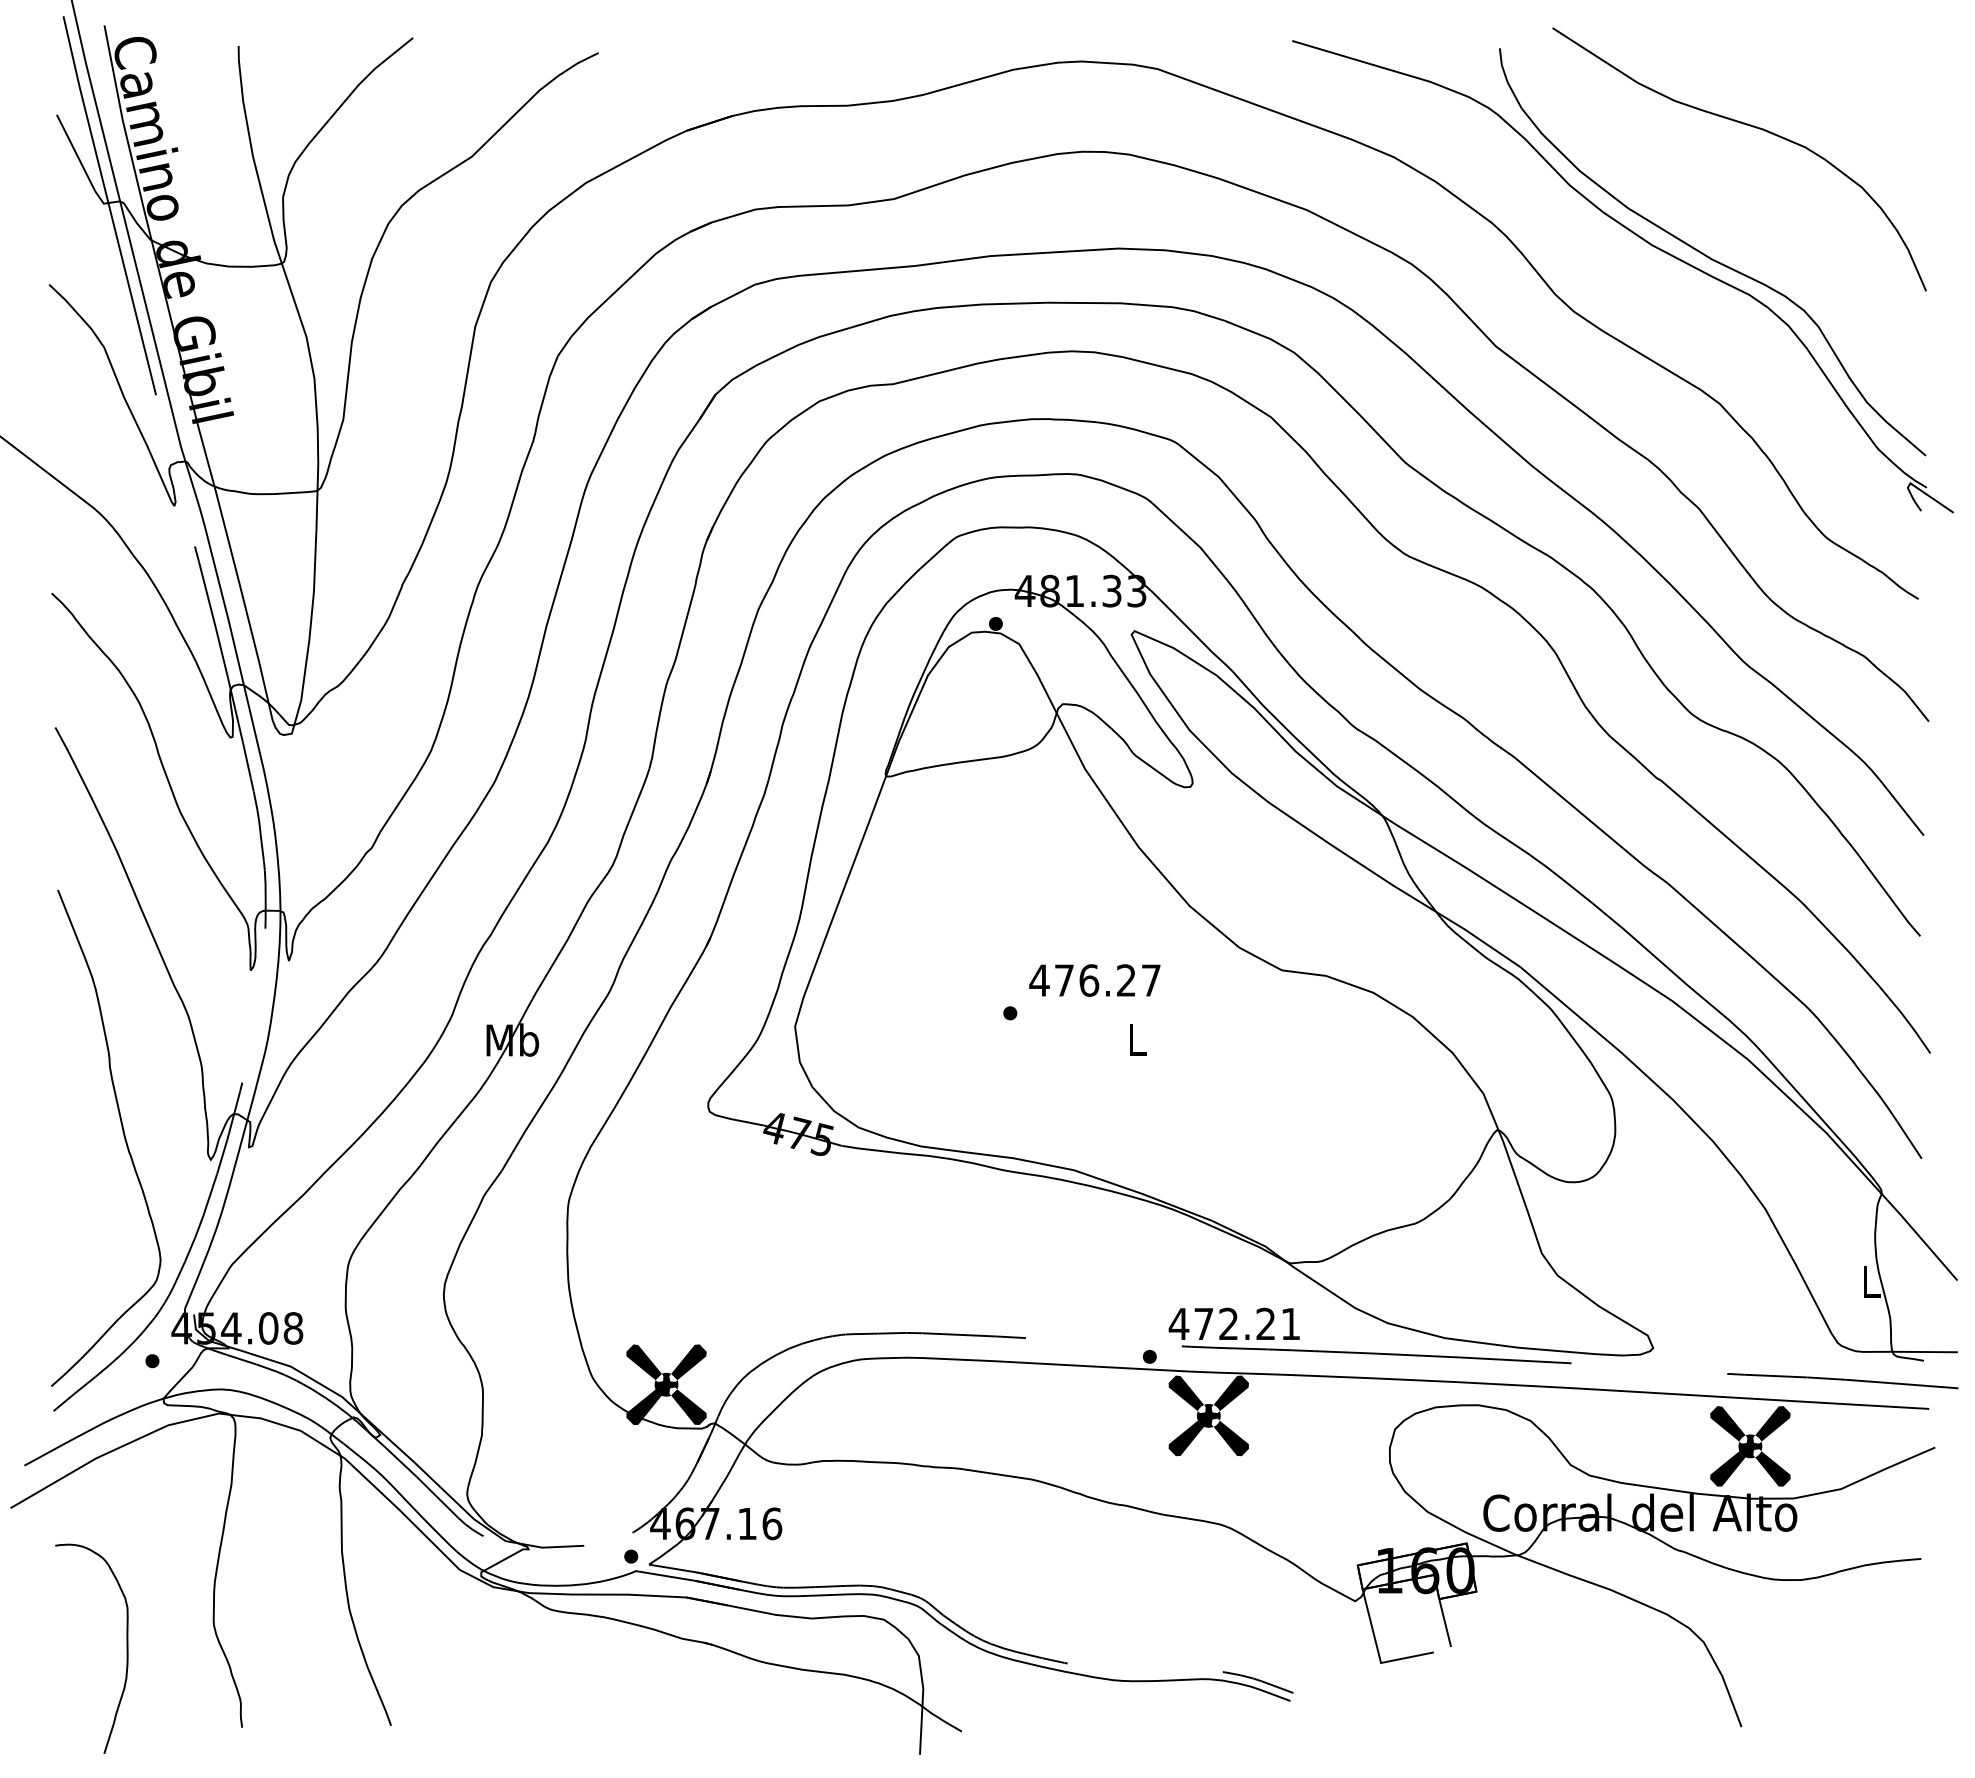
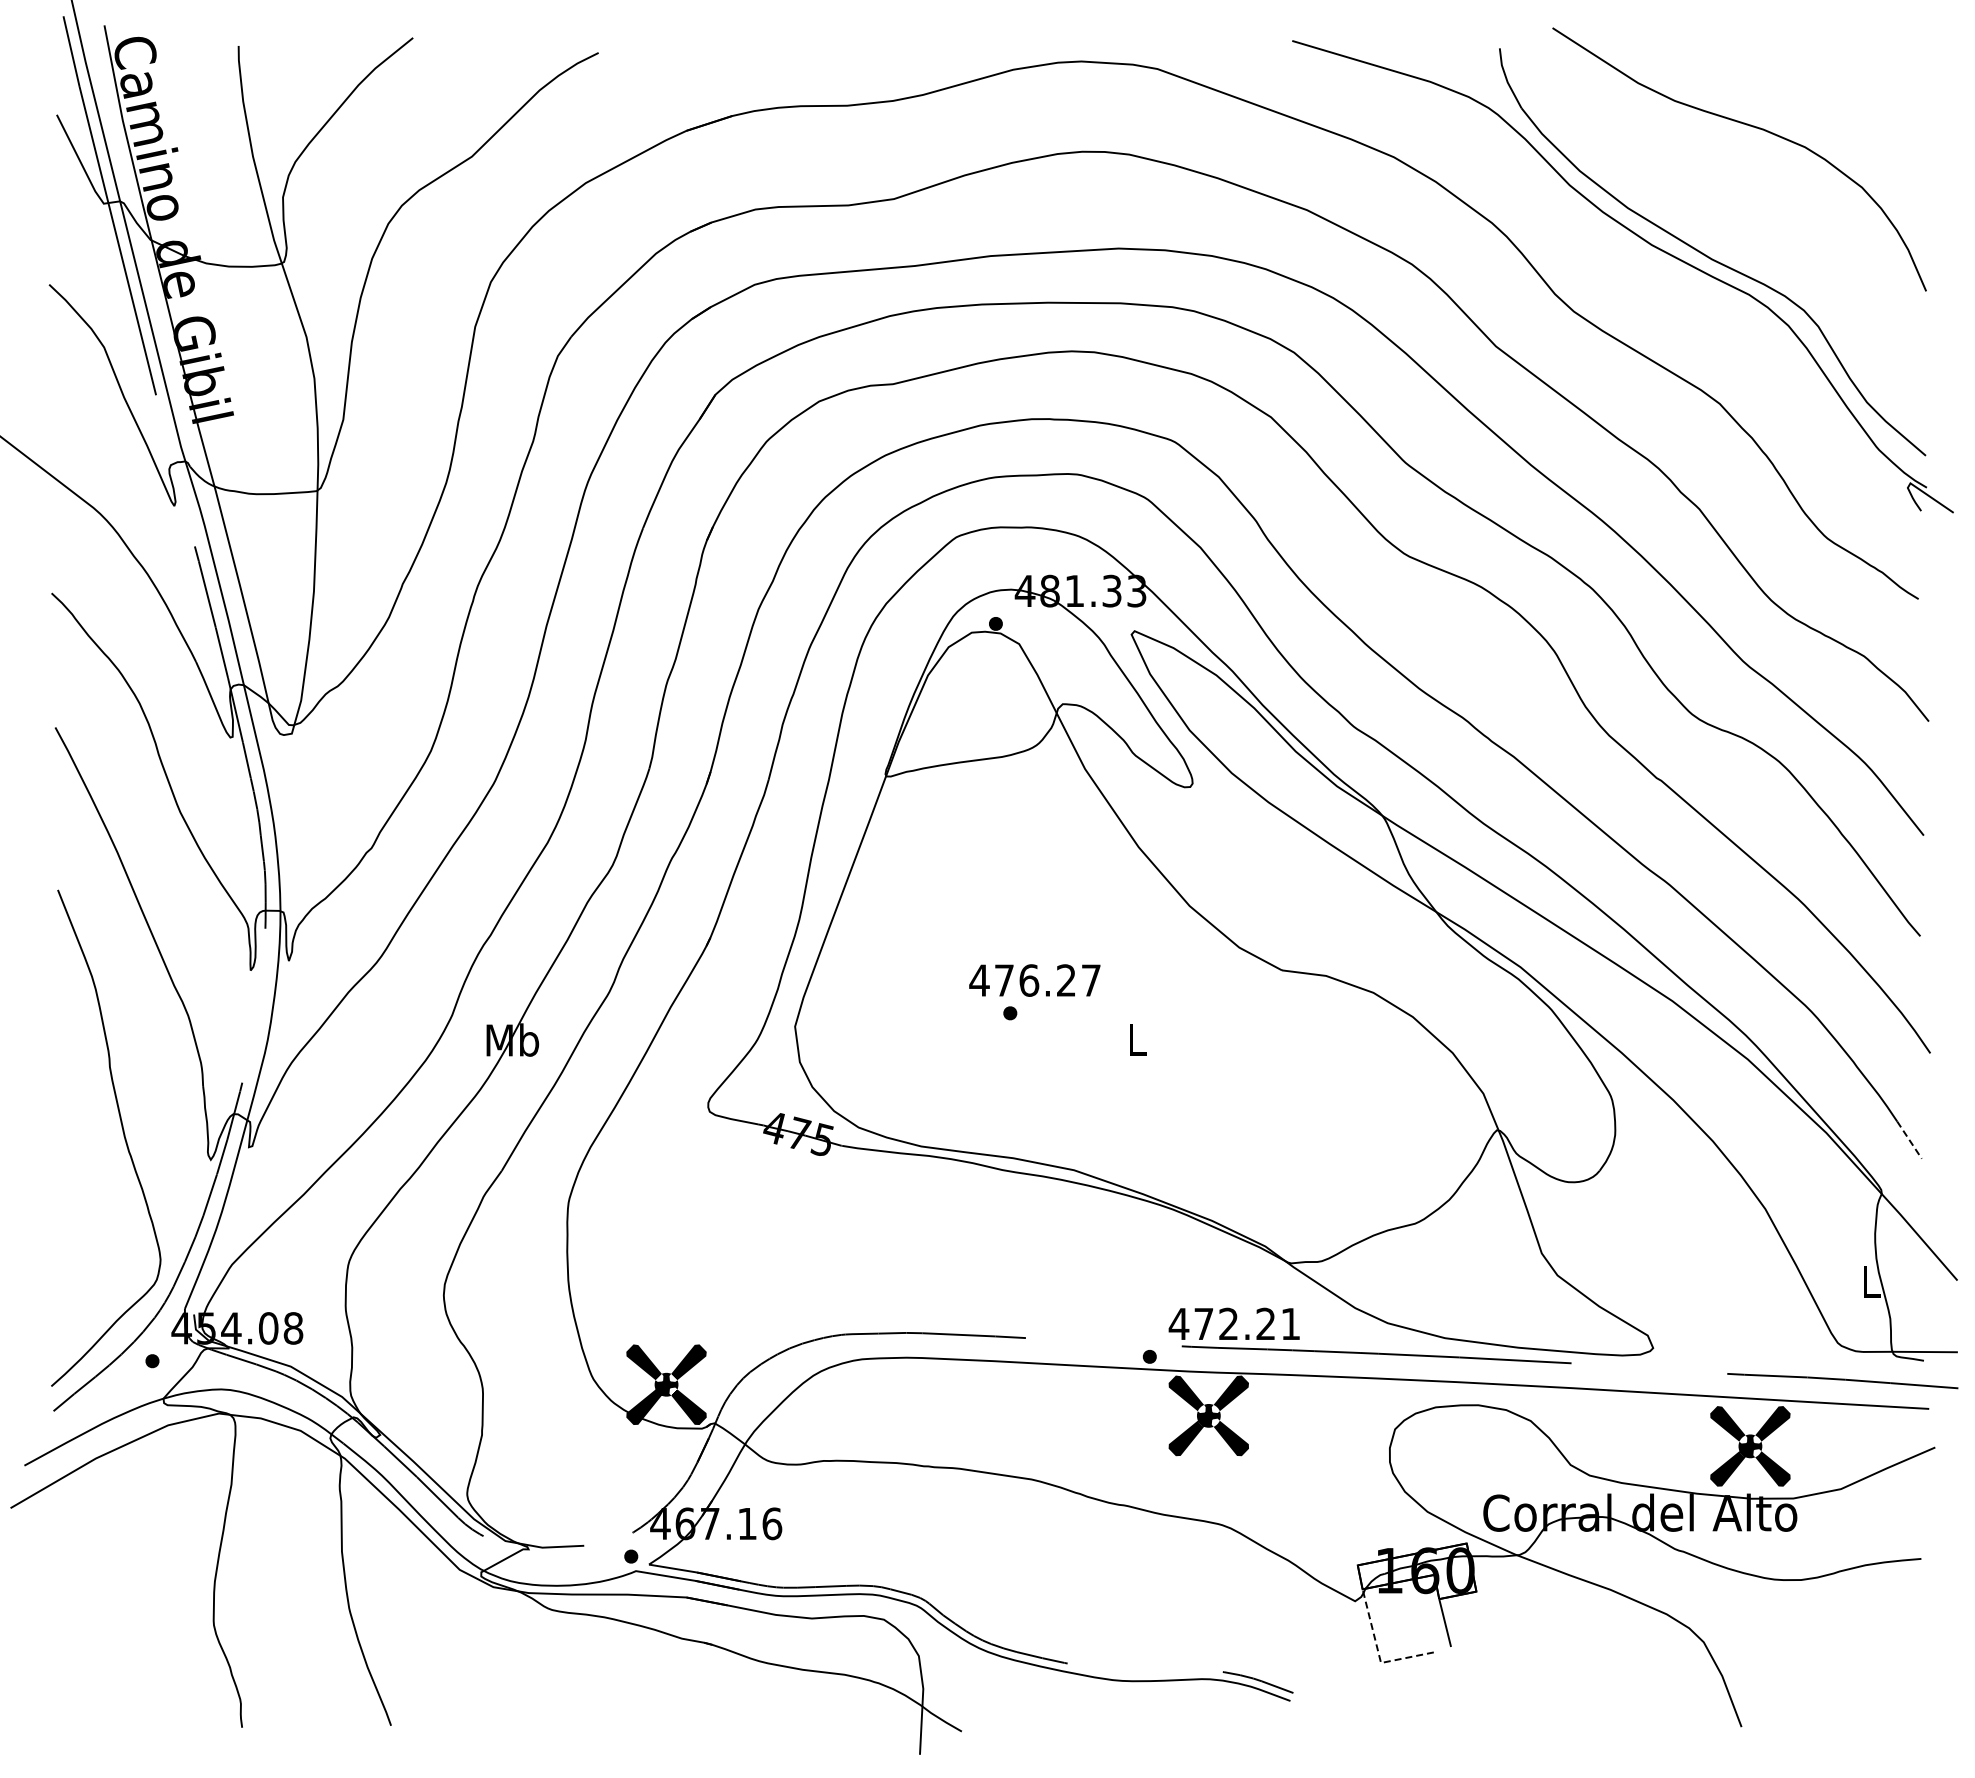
text position: (1094, 980) -> (1034, 980) (1034, 980)
line: solid -> dashed (1909, 1140)
curve: present -> none (126, 1648)
line: solid -> dashed (1378, 1652)
